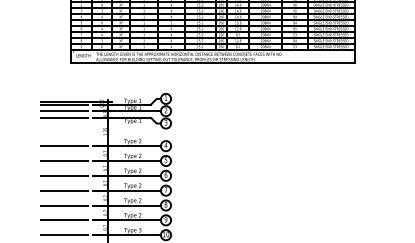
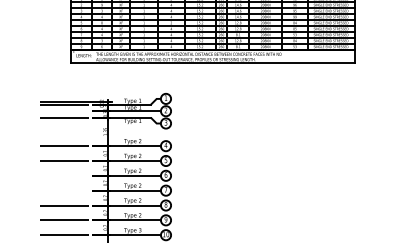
line: present -> none (63, 111)
line: present -> none (63, 175)
line: present -> none (63, 190)
